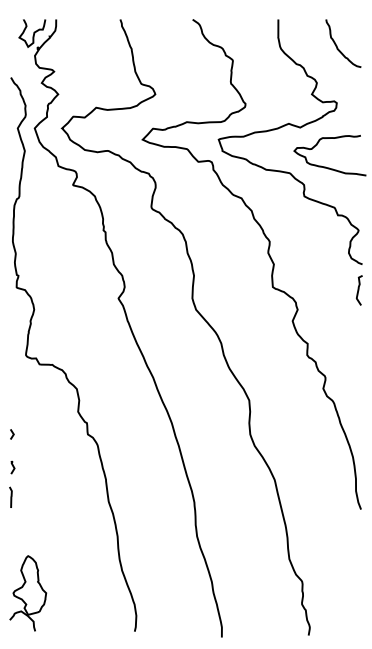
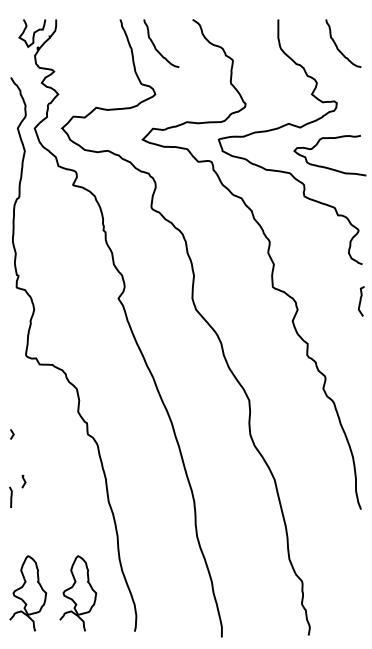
curve: none -> present (155, 45)
curve position: (358, 290) -> (360, 301) (360, 301)
line position: (12, 466) -> (23, 480) (23, 480)
part: none -> present (78, 593)
